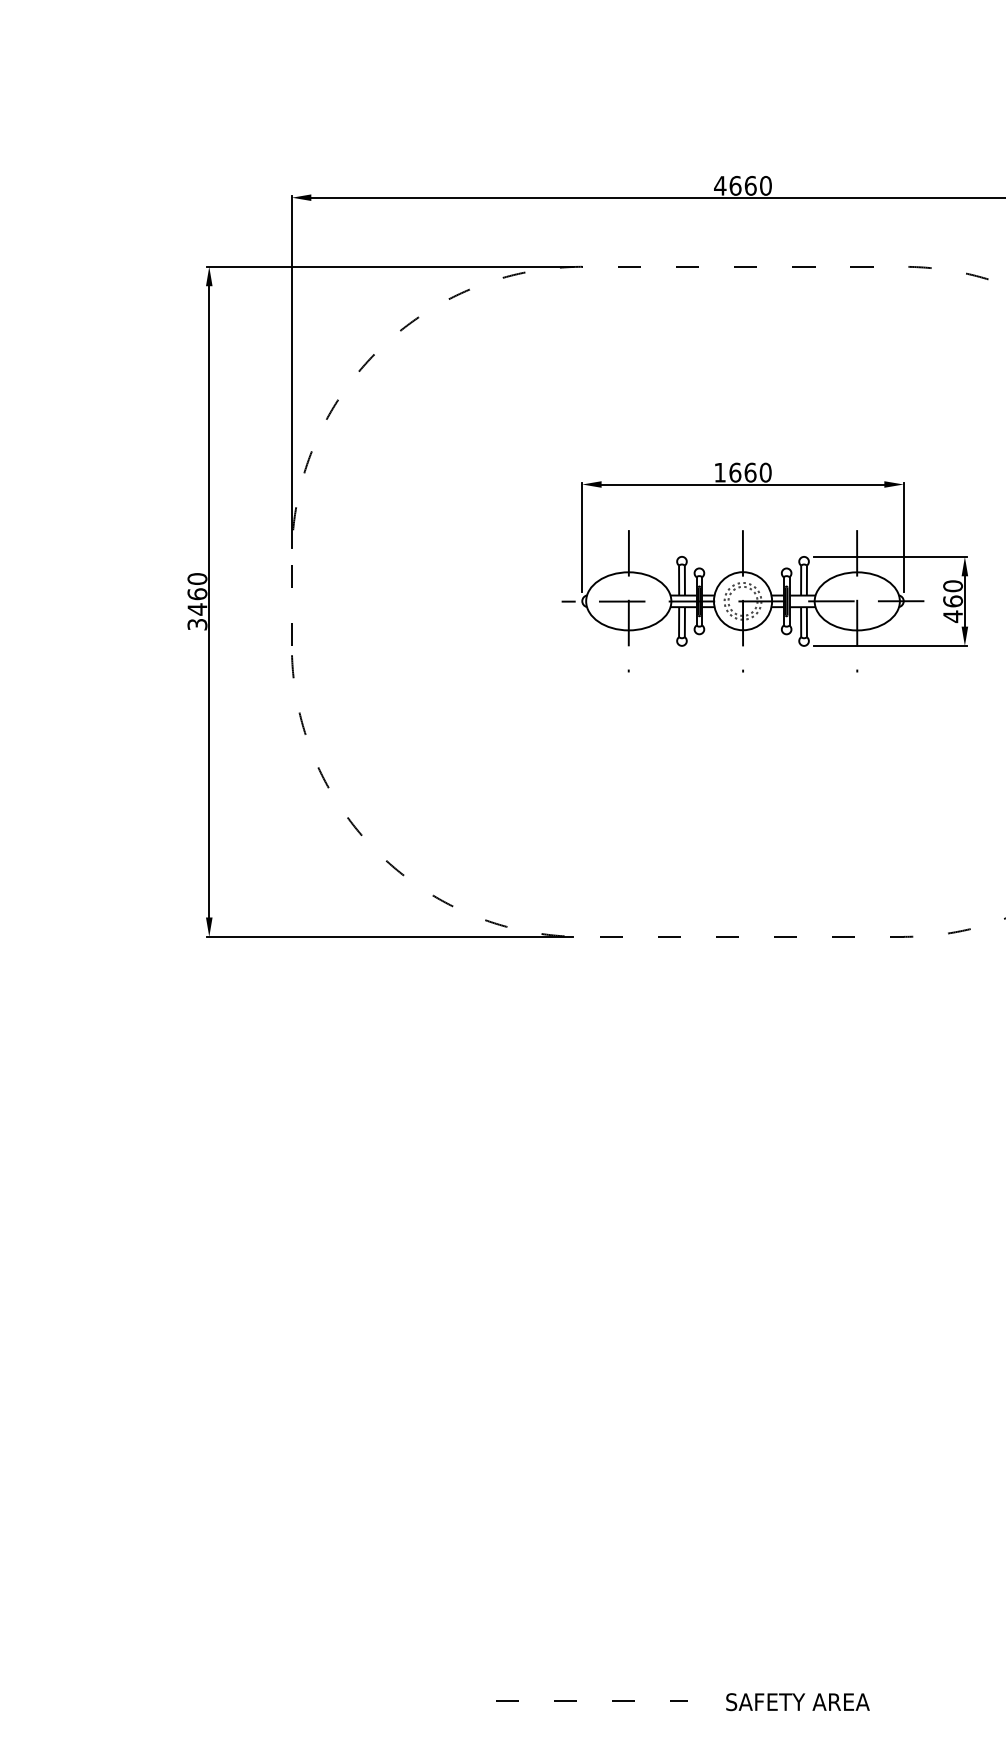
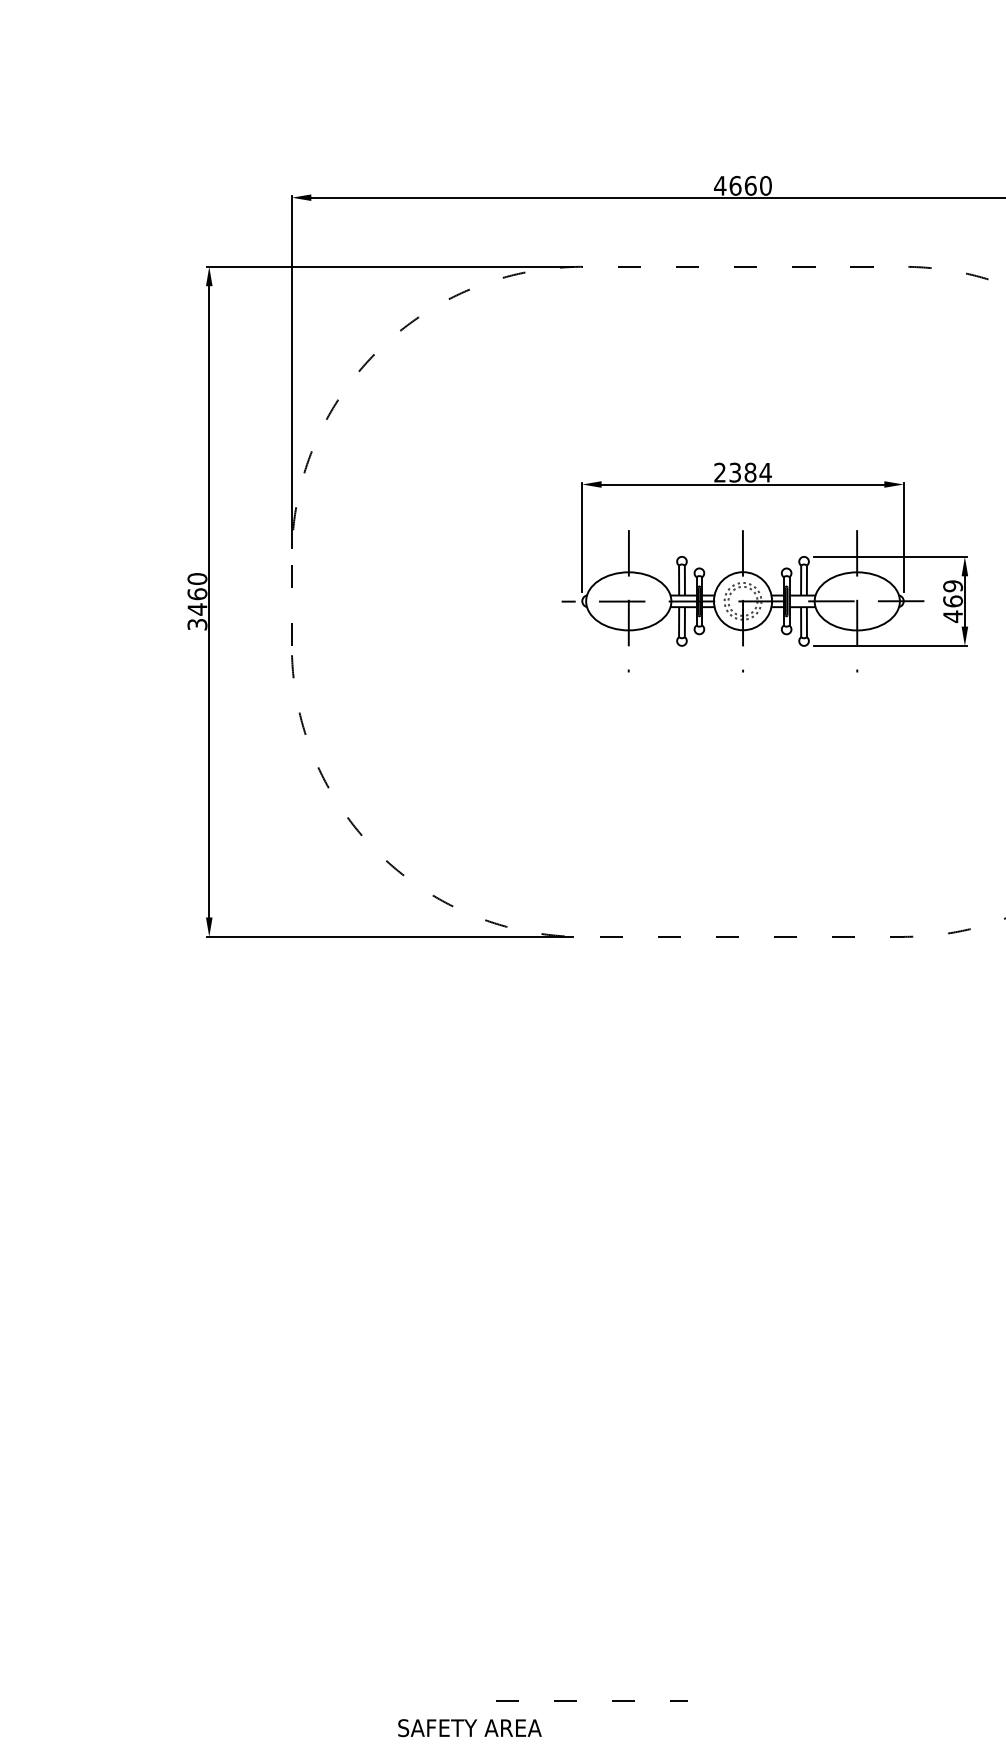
text: 1660 -> 2384 (742, 472)
text: 460 -> 469 (953, 586)
text position: (797, 1702) -> (469, 1728) (469, 1728)
